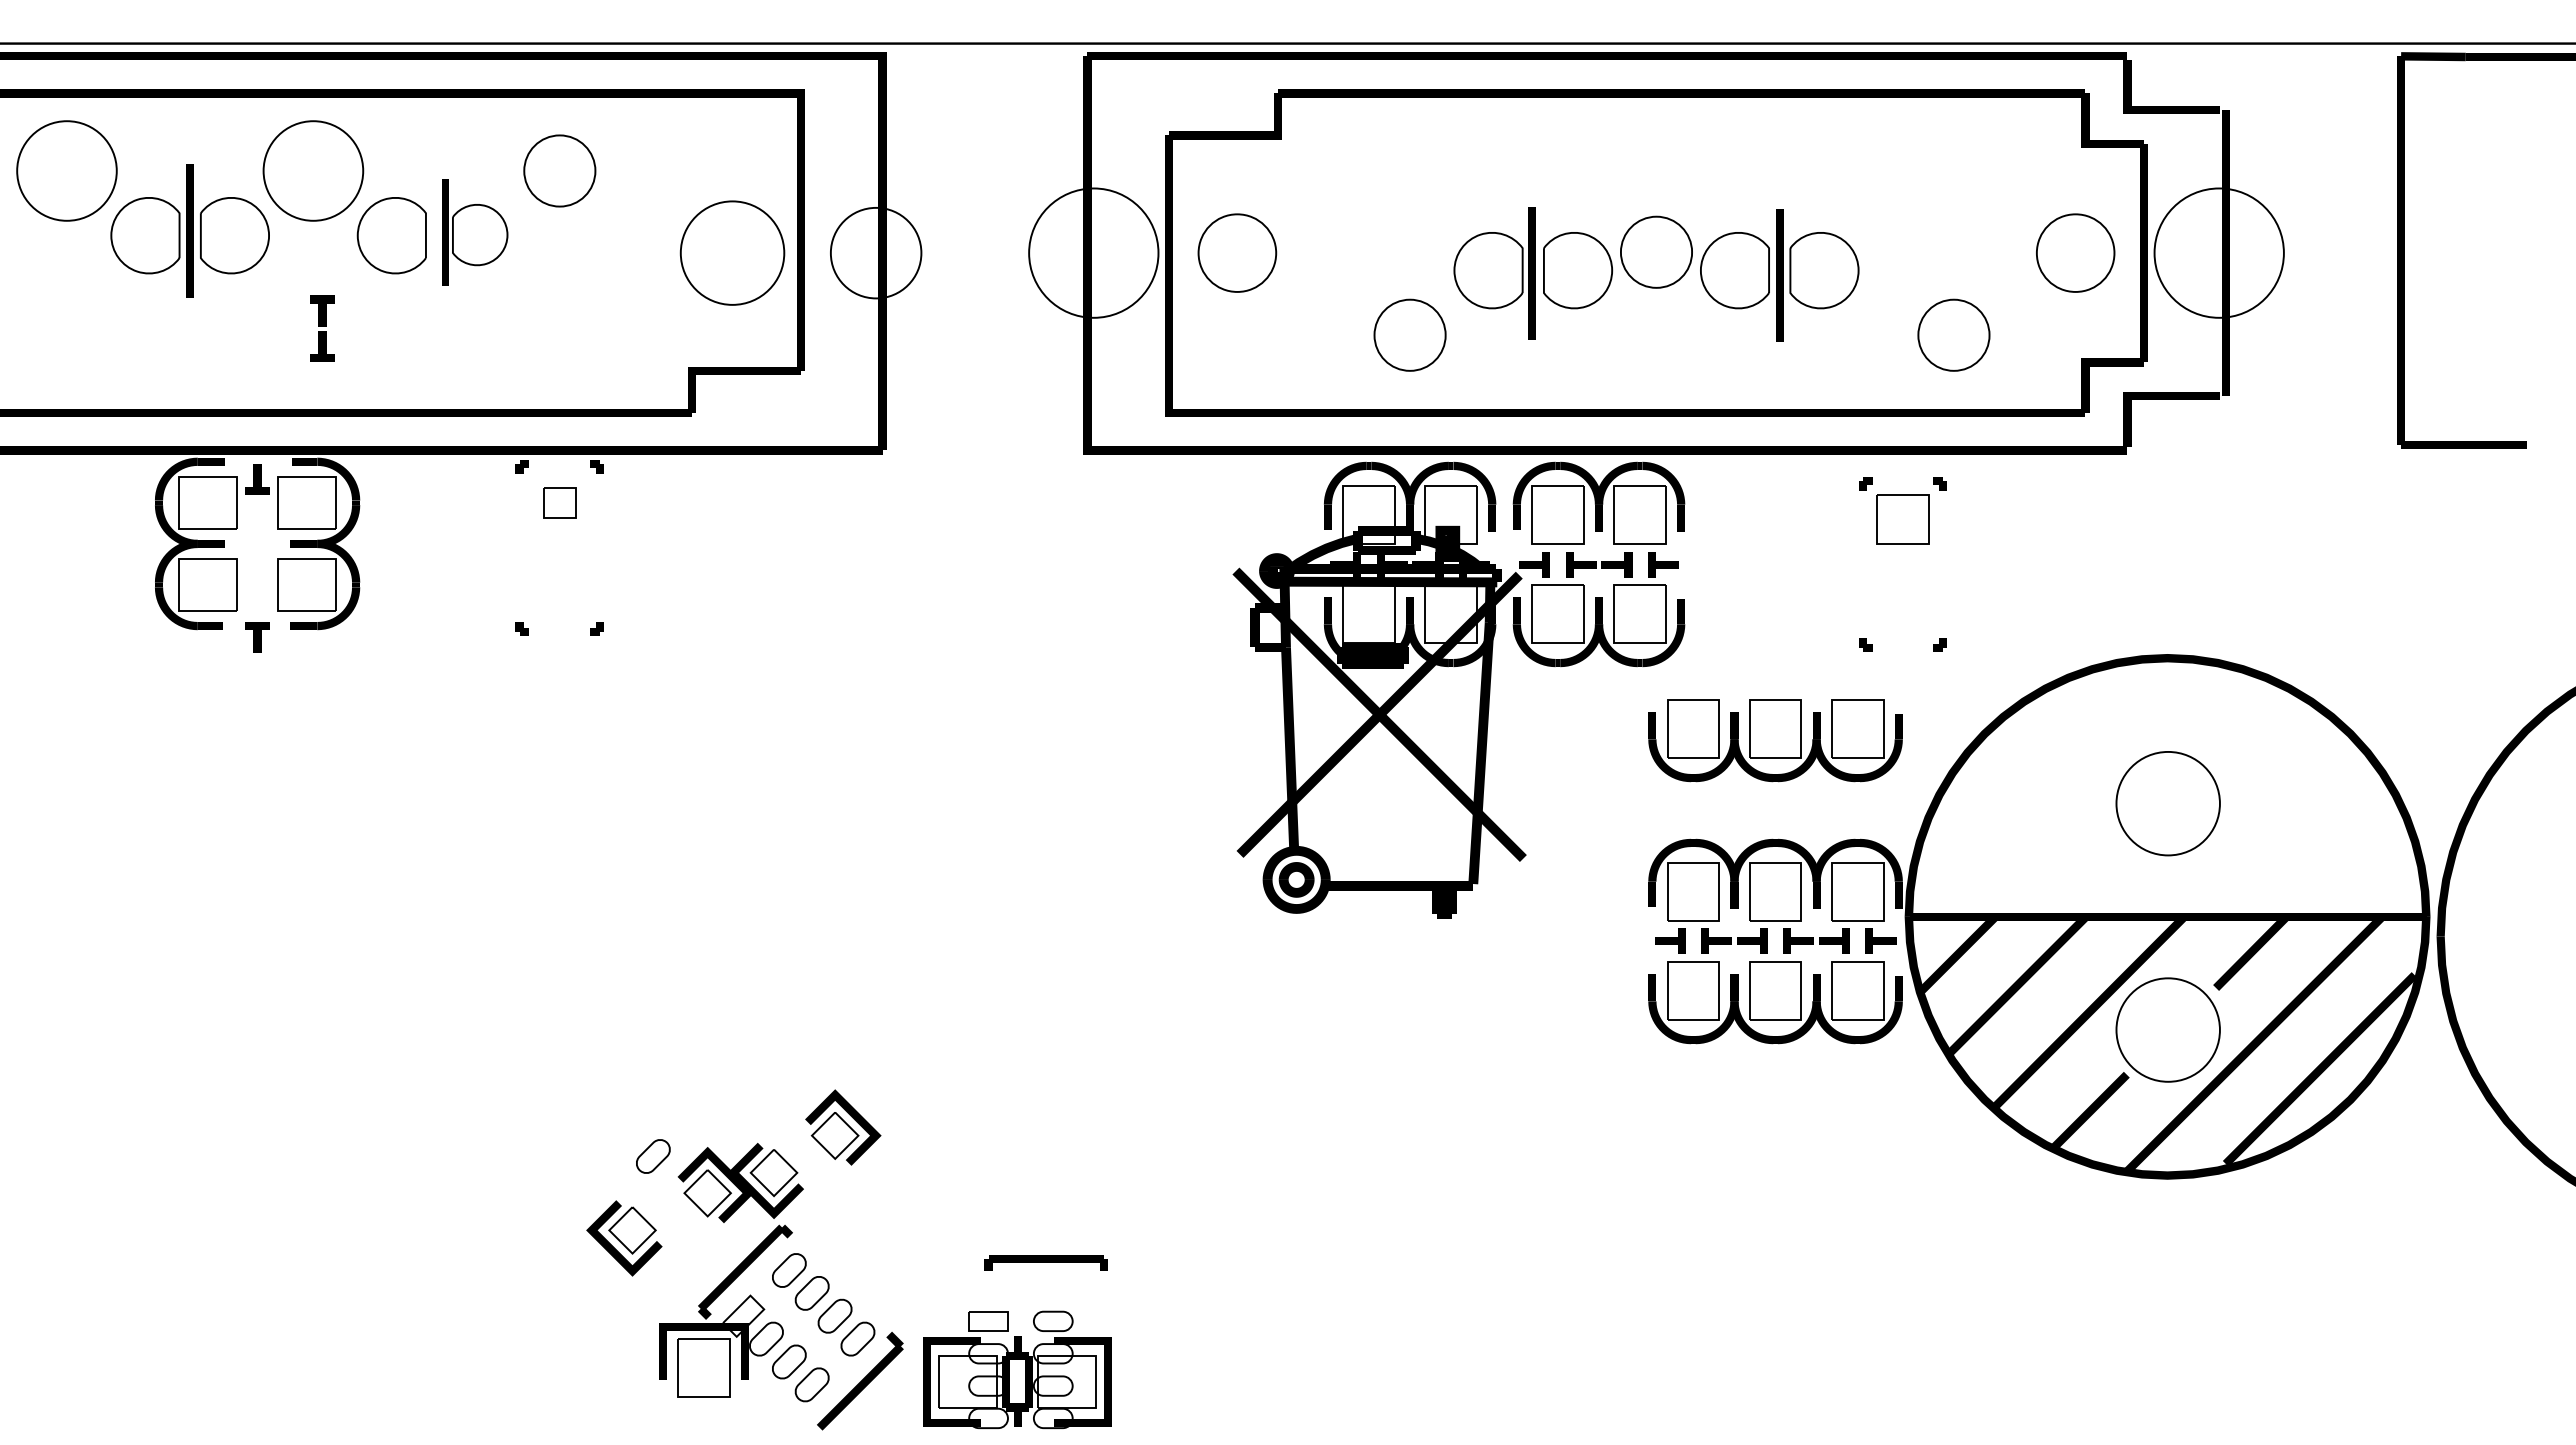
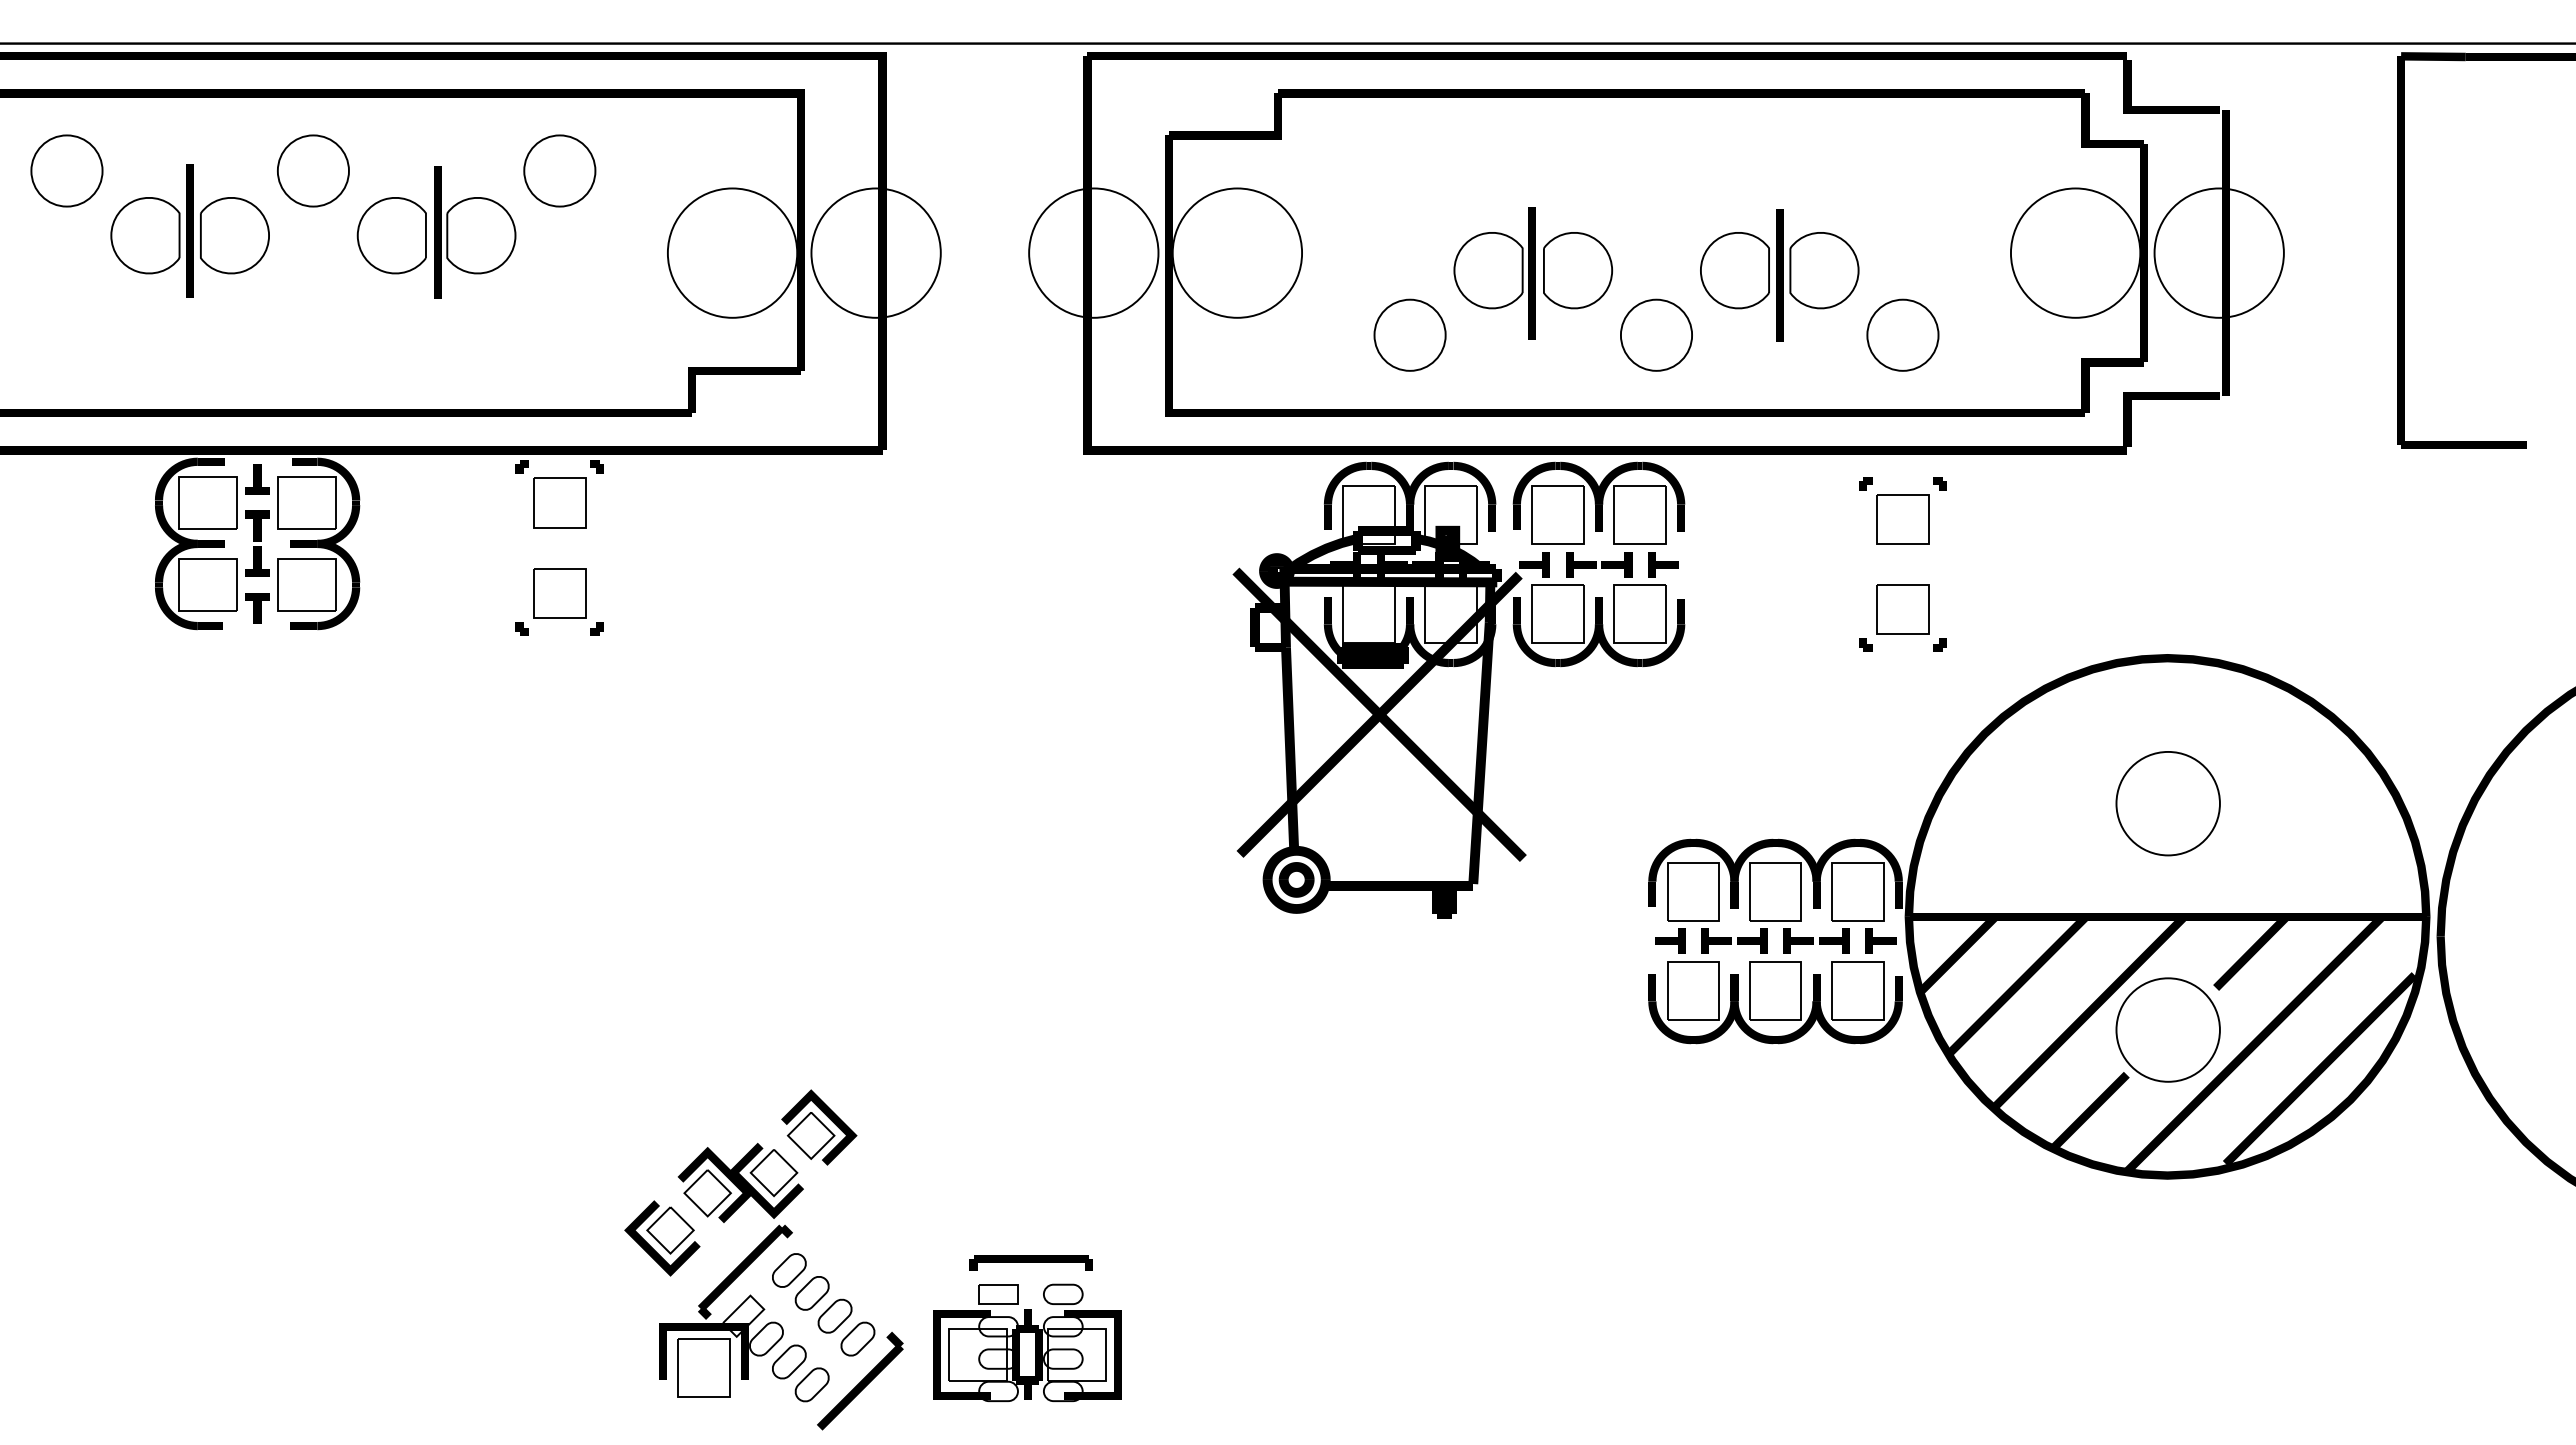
circle diameter: 100 px -> 71 px (66, 170)
circle diameter: 100 px -> 71 px (312, 170)
part size: 67x107 px -> 83x133 px (475, 232)
circle position: (1656, 251) -> (1656, 334) (1656, 334)
circle diameter: 103 px -> 129 px (732, 252)
circle diameter: 91 px -> 129 px (875, 252)
circle diameter: 78 px -> 129 px (1237, 252)
circle diameter: 78 px -> 129 px (2075, 252)
part position: (322, 328) -> (257, 543) (257, 543)
circle position: (1953, 334) -> (1902, 334) (1902, 334)
part size: 34x32 px -> 54x52 px (559, 502)
part: none -> present (559, 593)
part: none -> present (1902, 609)
part position: (257, 637) -> (257, 608) (257, 608)
part: present -> none (1775, 740)
part position: (843, 1127) -> (819, 1127) (819, 1127)
part: present -> none (653, 1156)
part position: (624, 1238) -> (662, 1238) (662, 1238)
part position: (1045, 1262) -> (1030, 1262) (1030, 1262)
part position: (1017, 1369) -> (1027, 1342) (1027, 1342)
